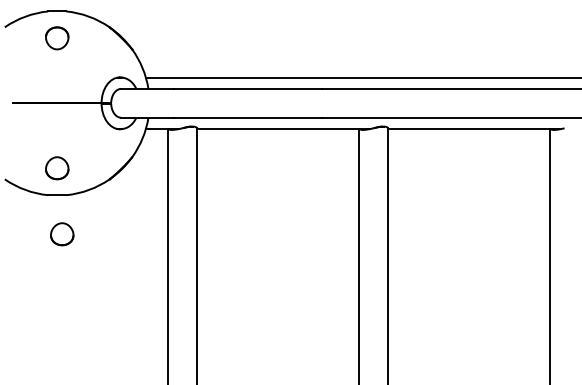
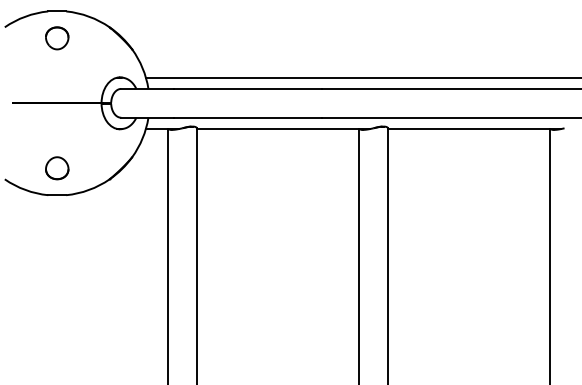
part: present -> none (62, 234)
